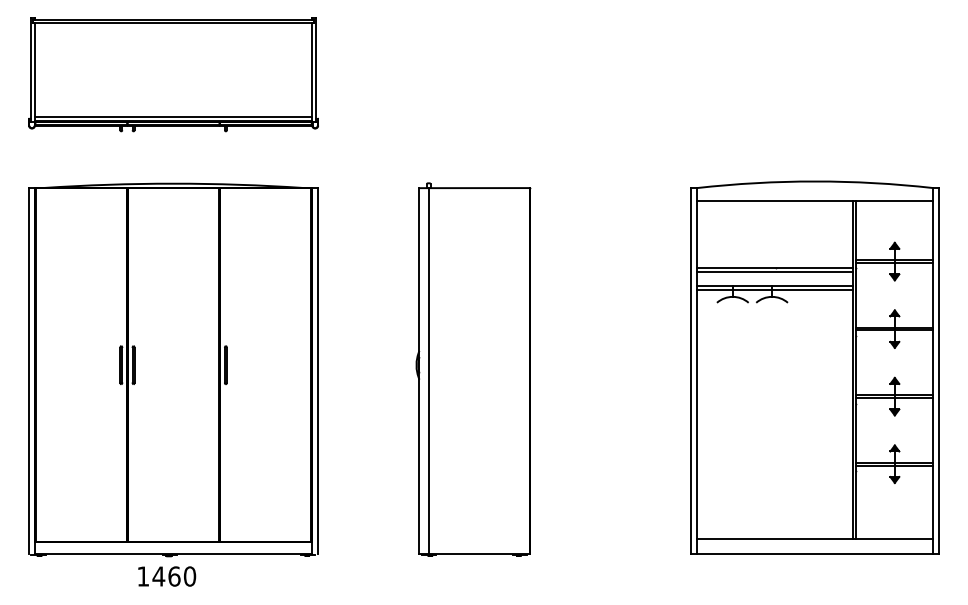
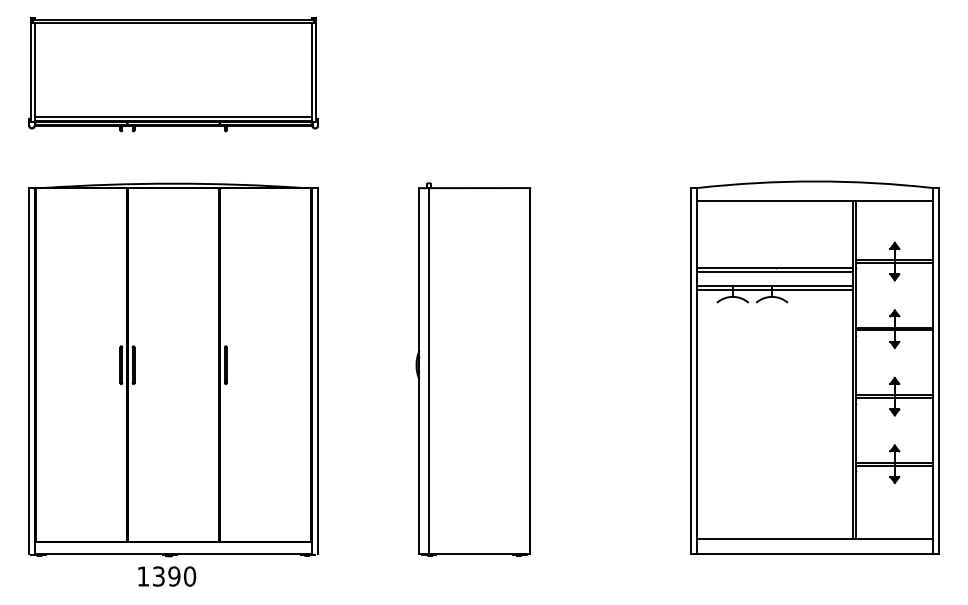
text: 1460 -> 1390 (166, 576)
